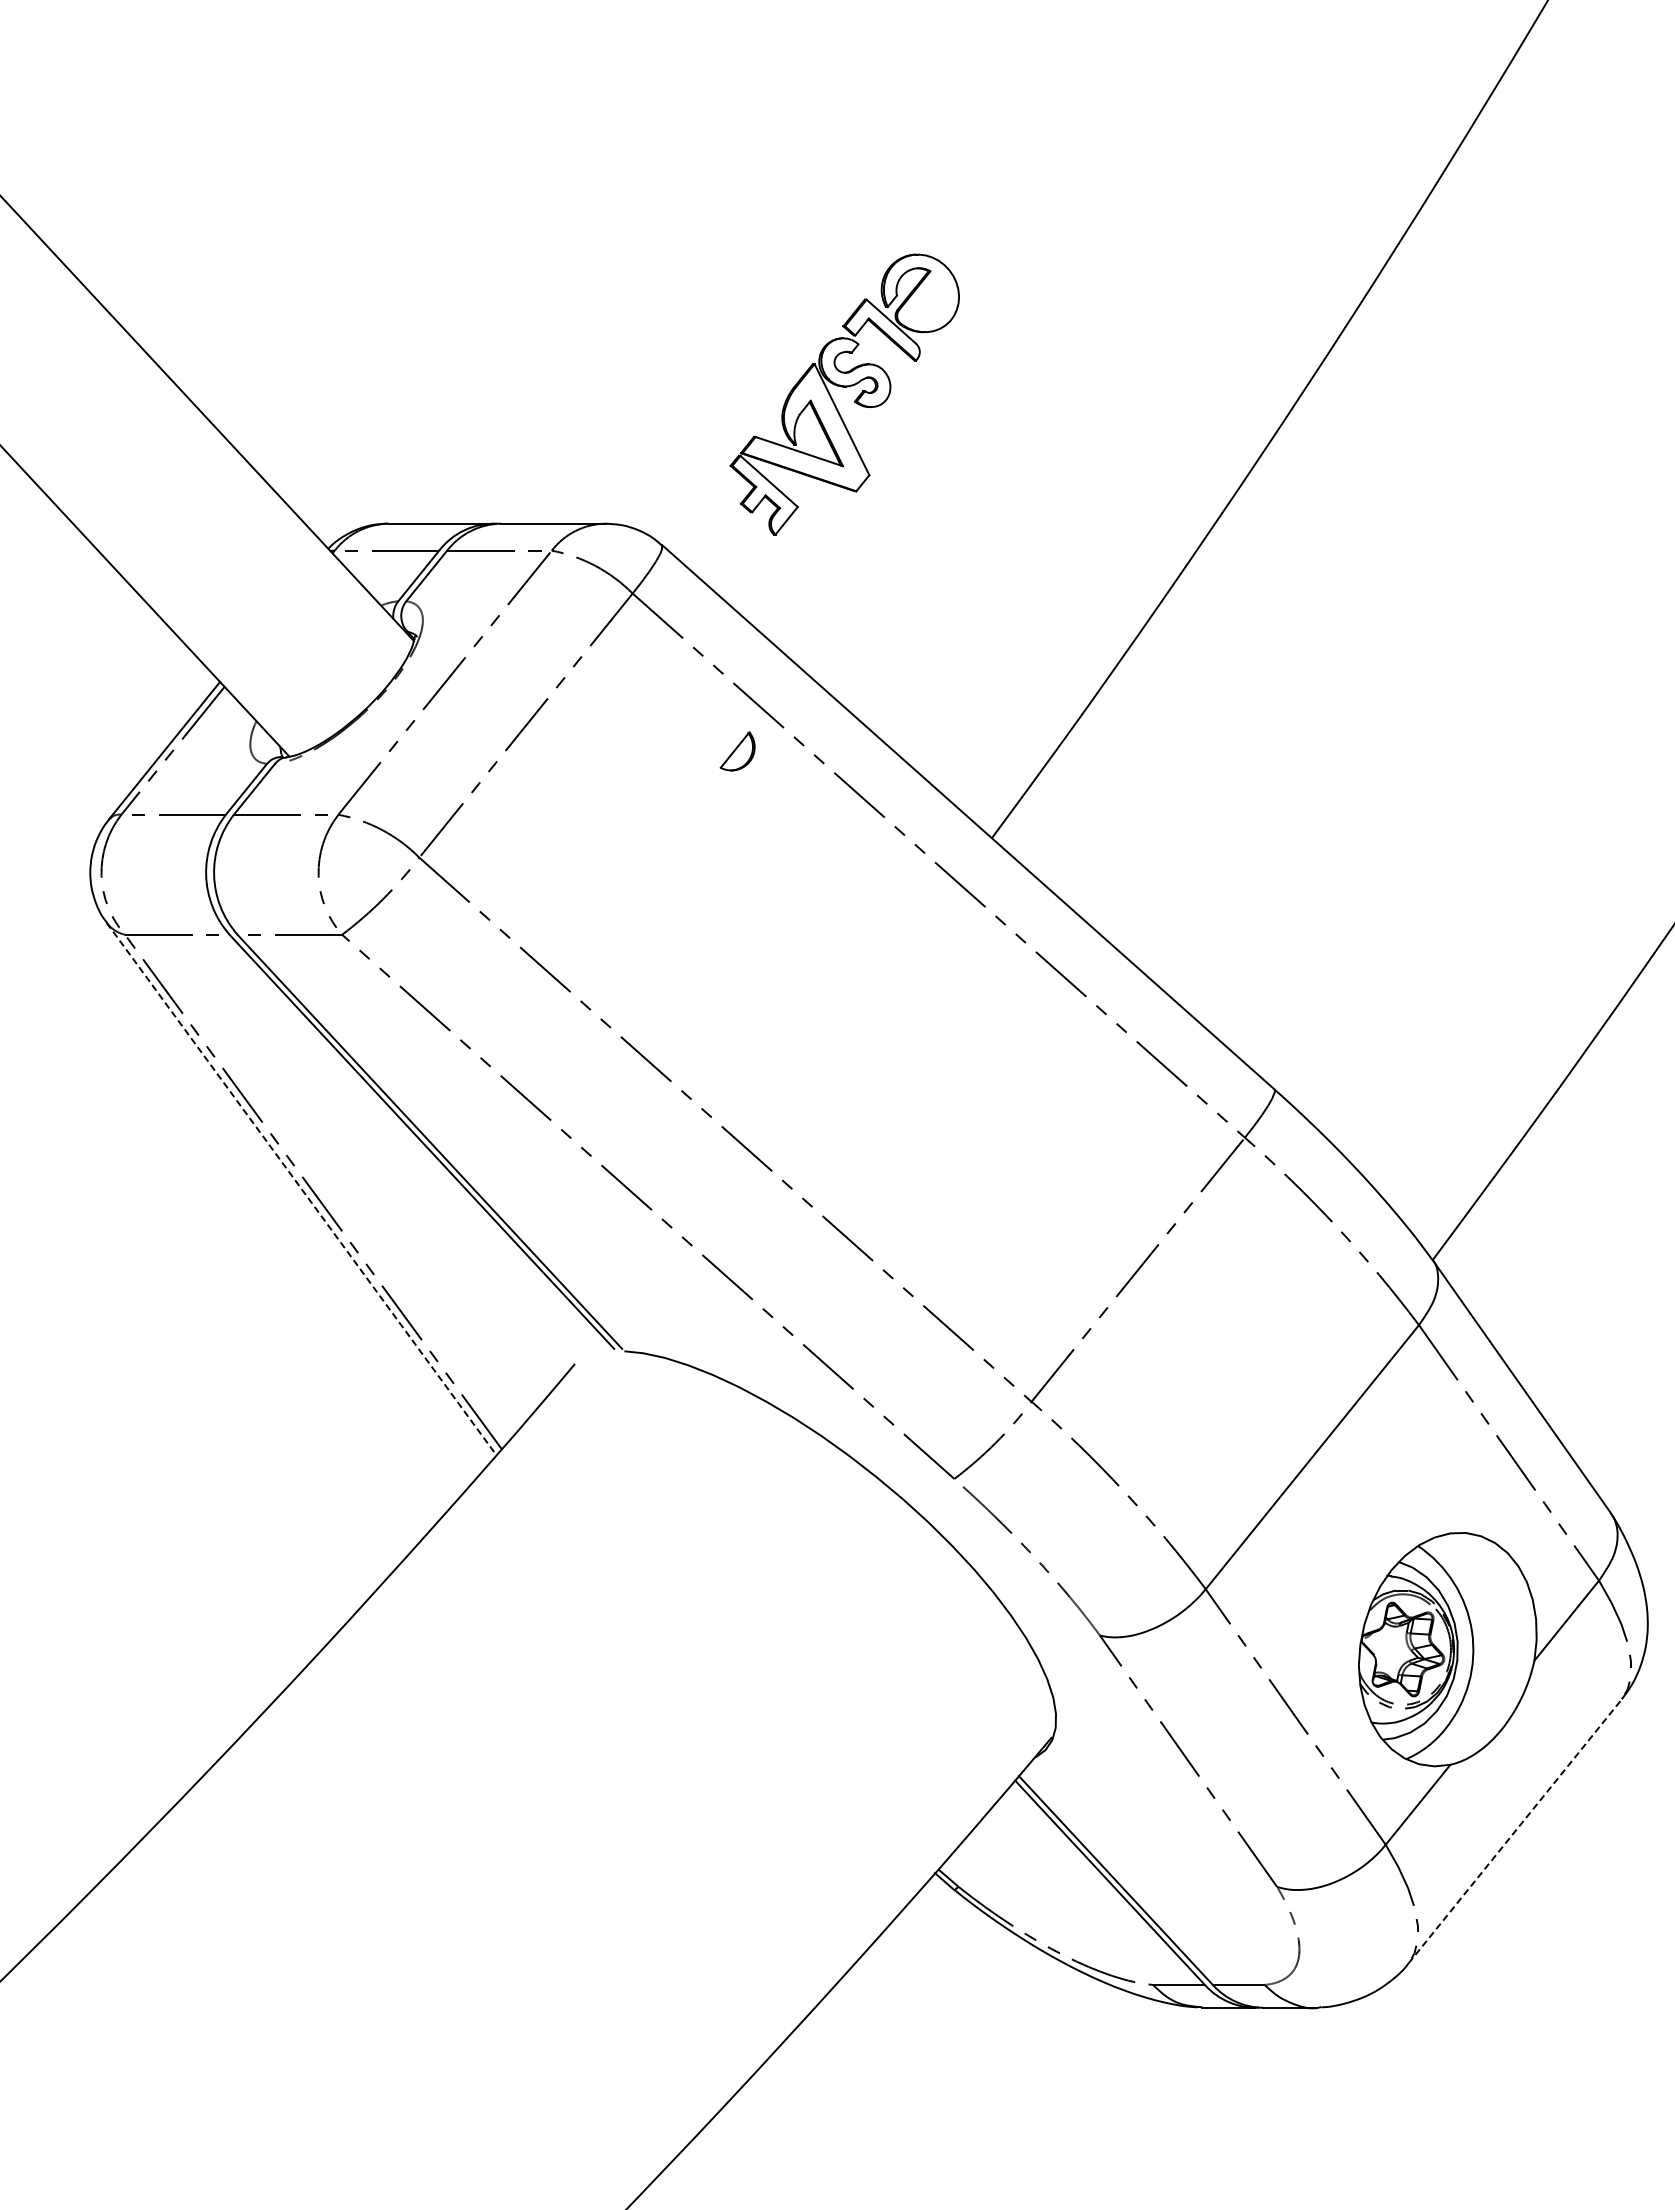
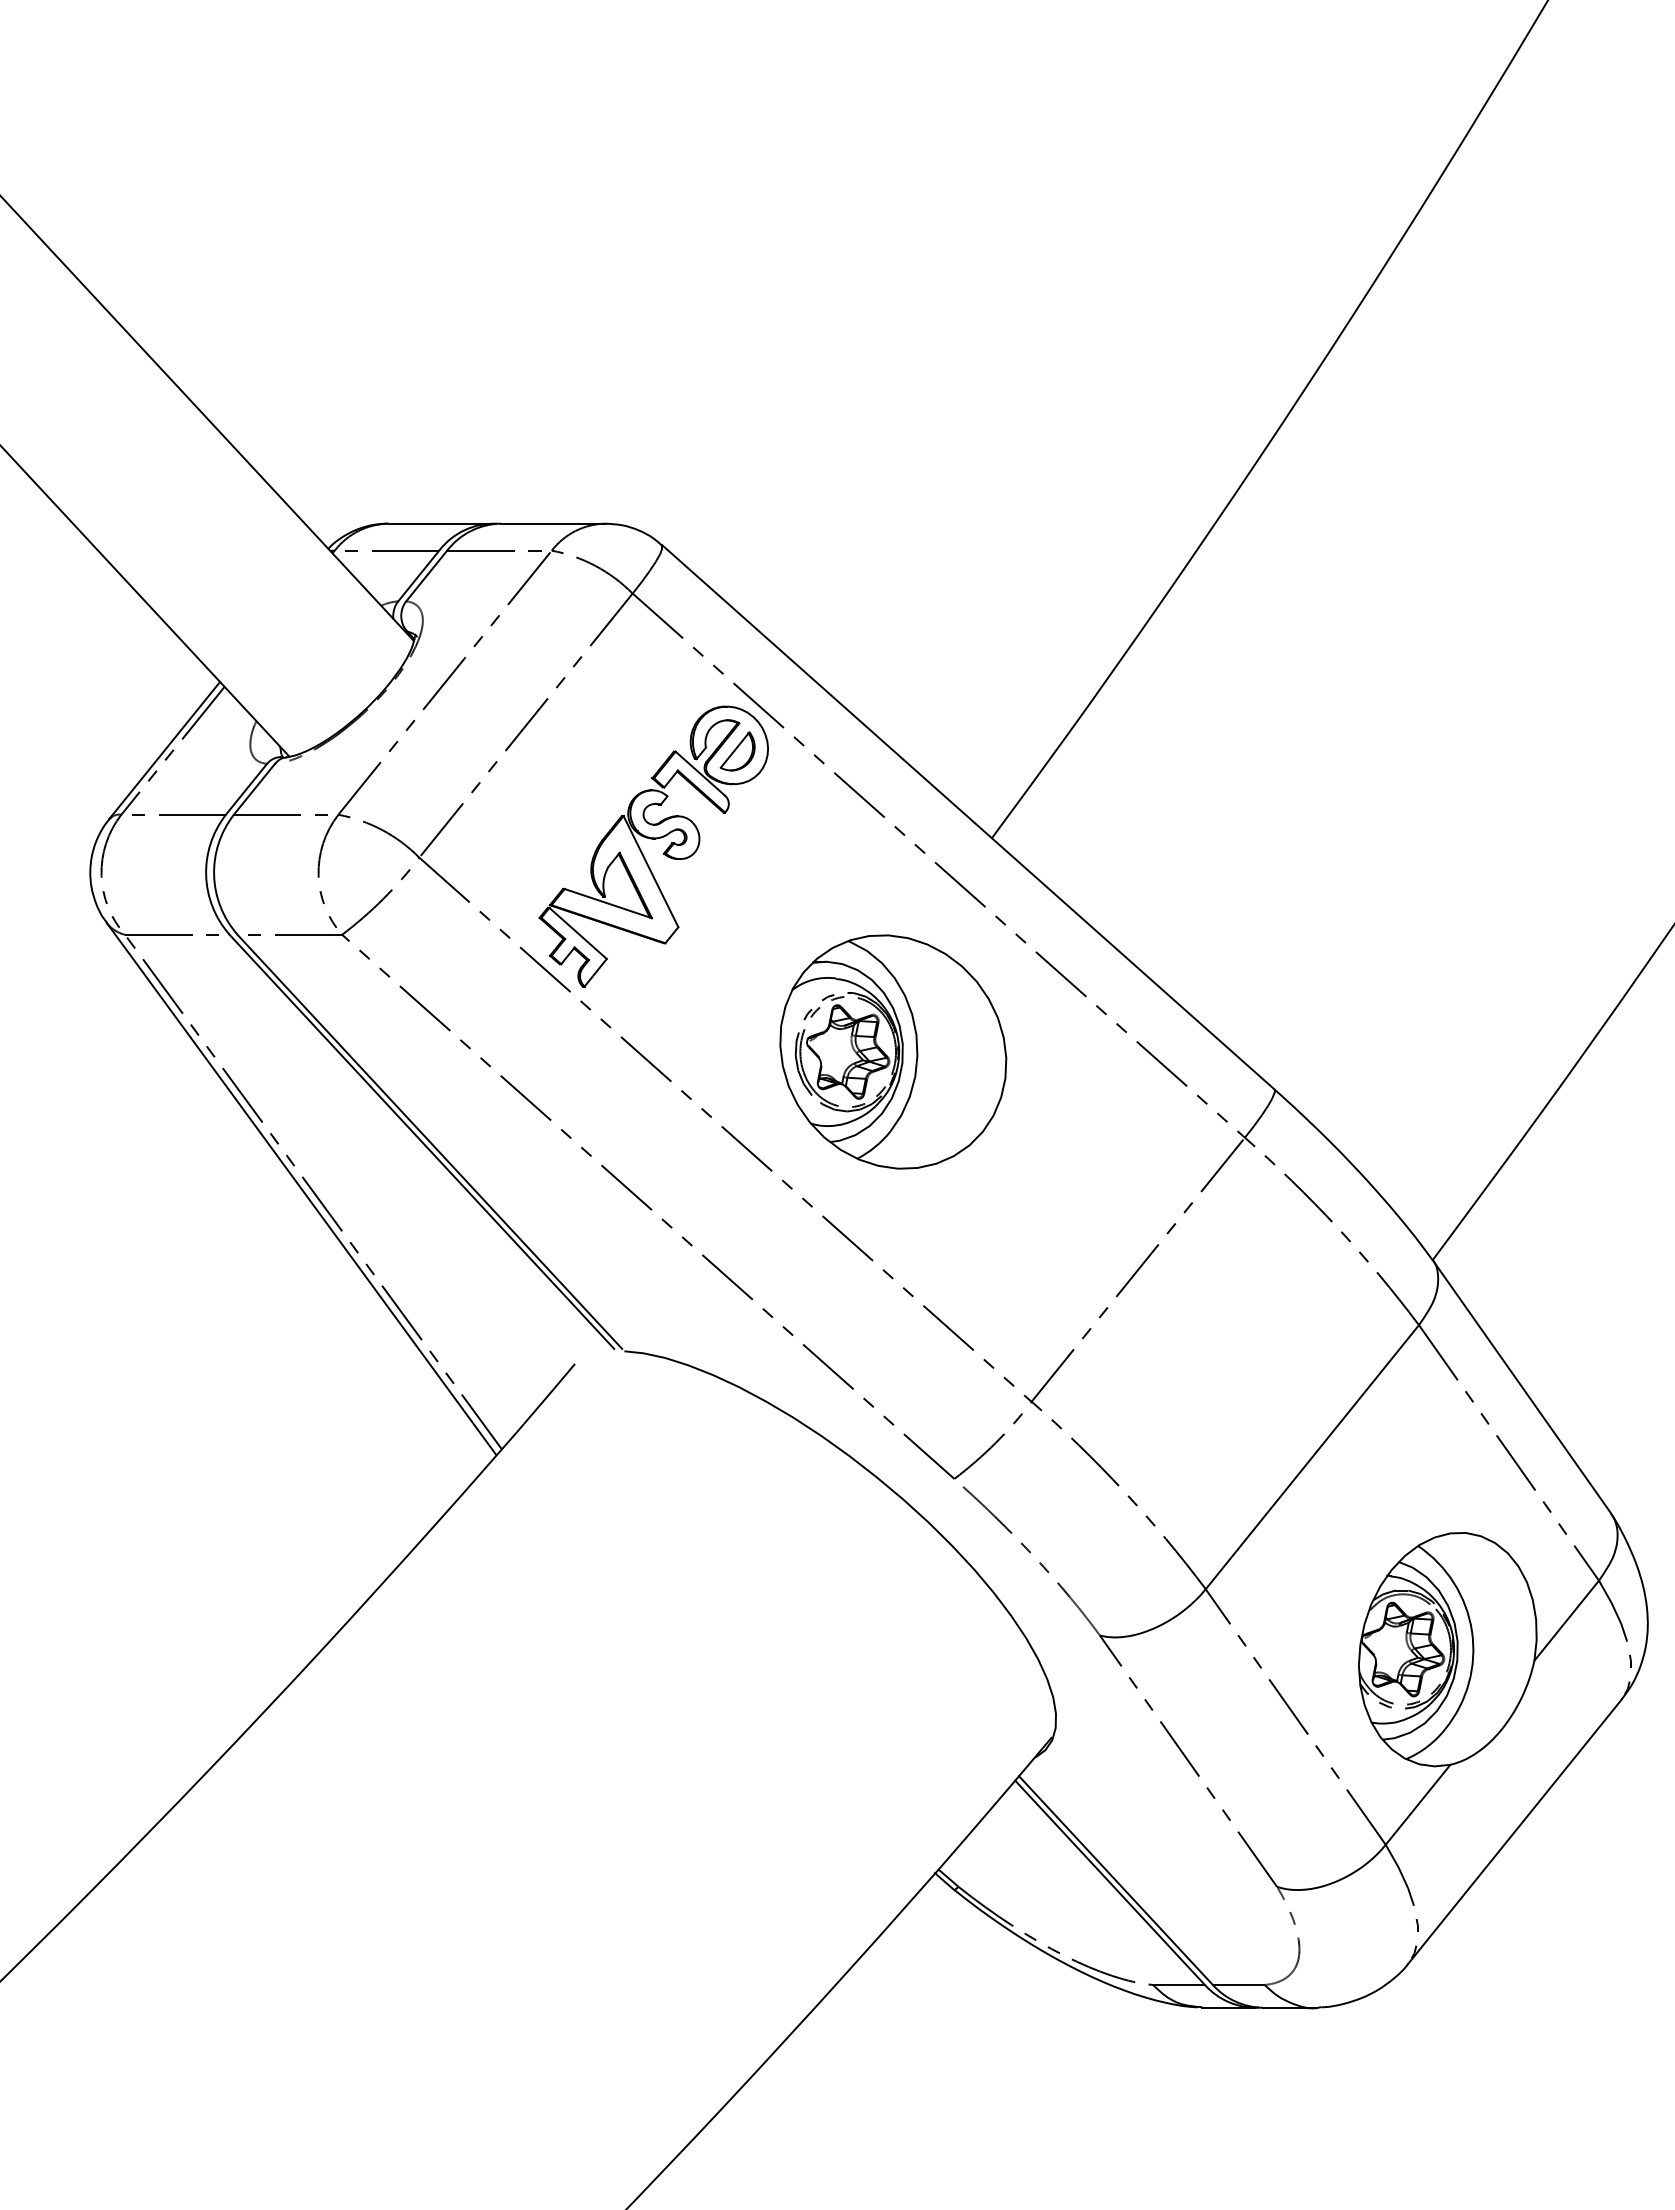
part position: (844, 387) -> (653, 839) (653, 839)
part: none -> present (893, 1051)
line: dashed -> solid (301, 1188)
line: dashed -> solid (1515, 1831)
